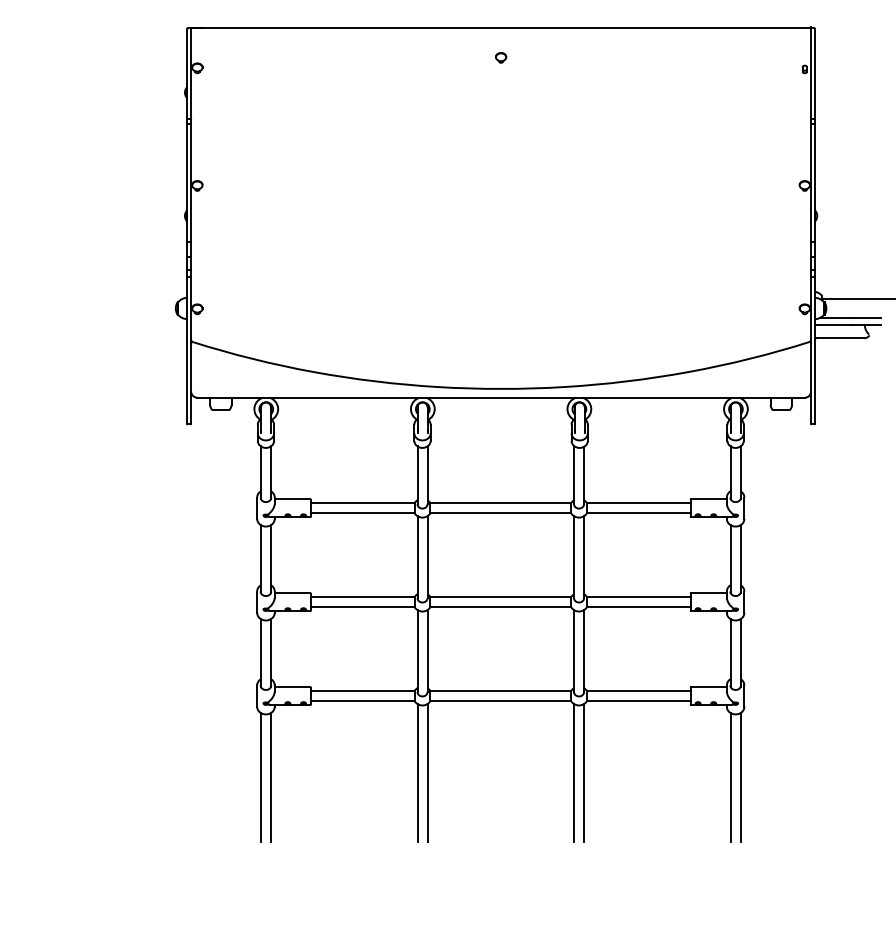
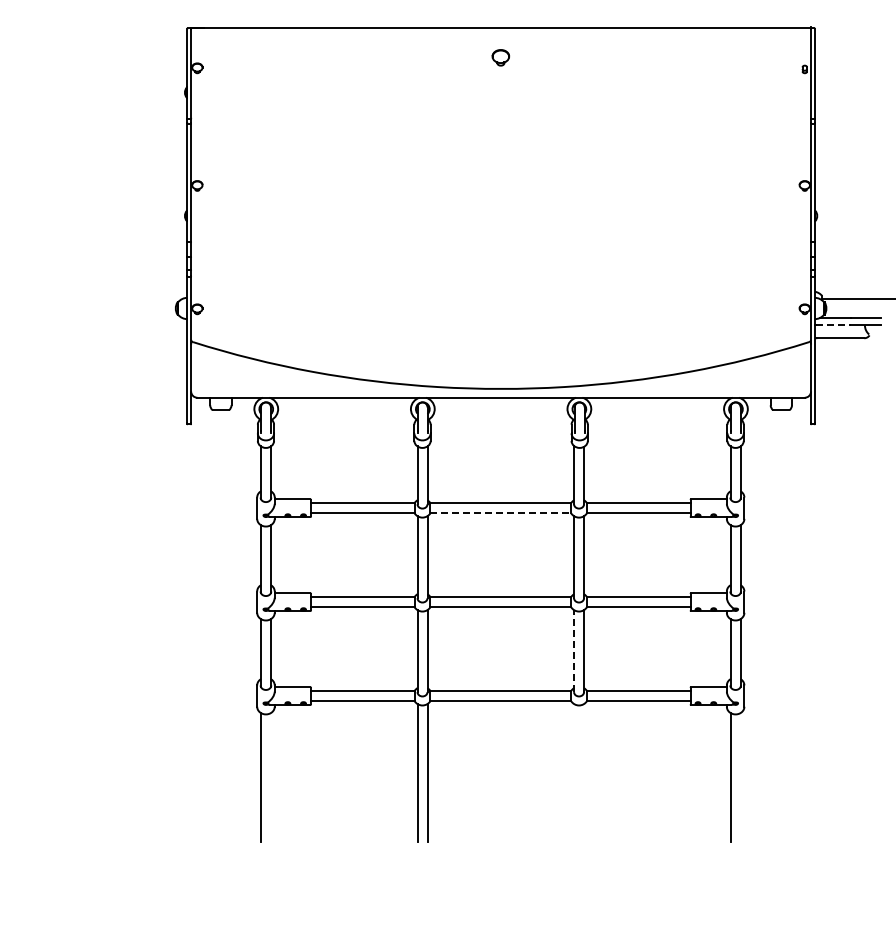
part size: 13x12 px -> 19x18 px (500, 57)
line: solid -> dashed (833, 325)
line: solid -> dashed (501, 513)
line: solid -> dashed (574, 650)
line: present -> none (574, 772)
line: present -> none (584, 772)
line: present -> none (270, 777)
line: present -> none (740, 777)
